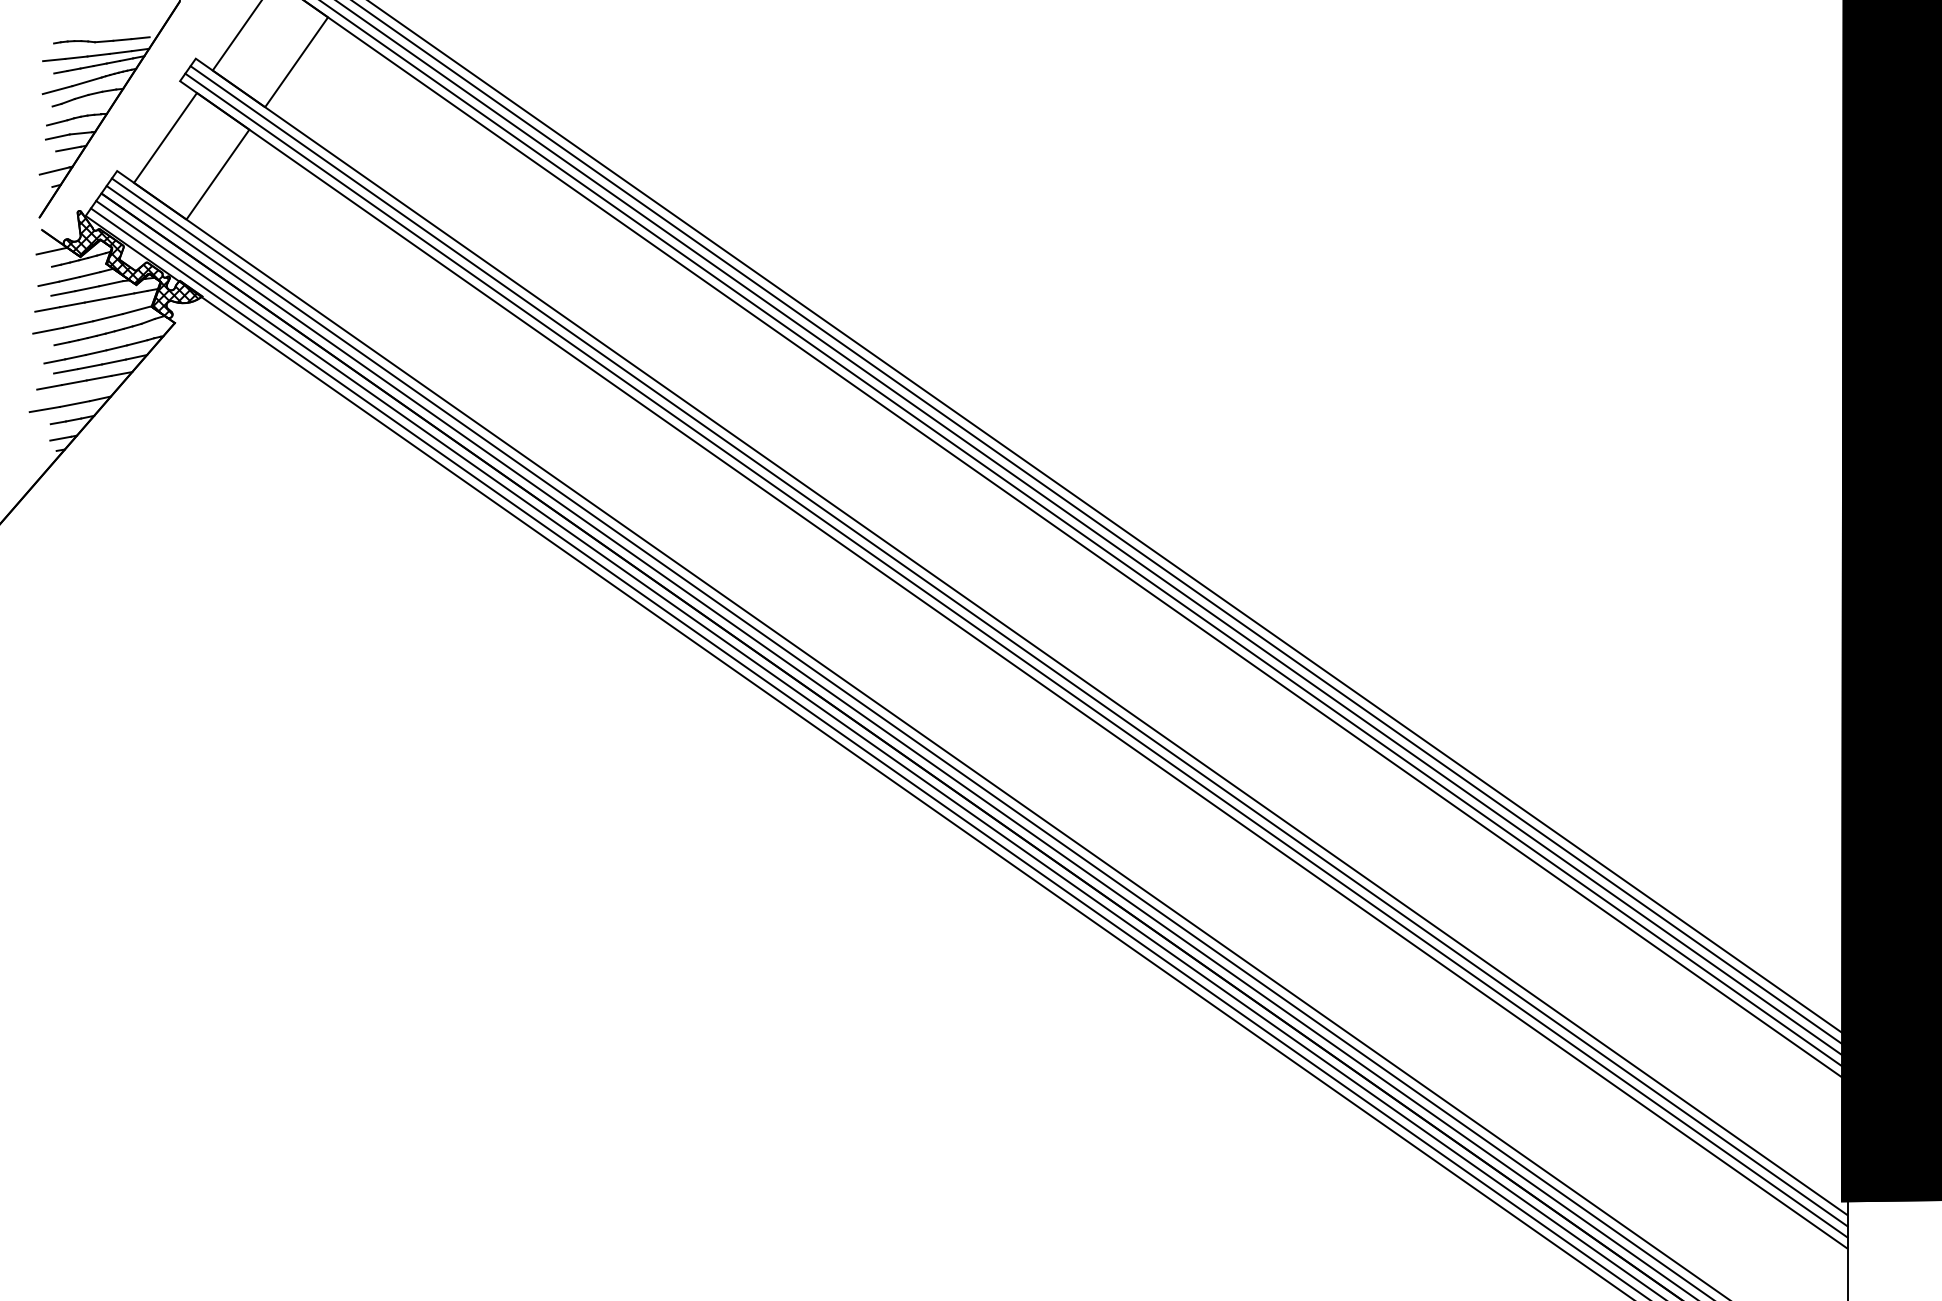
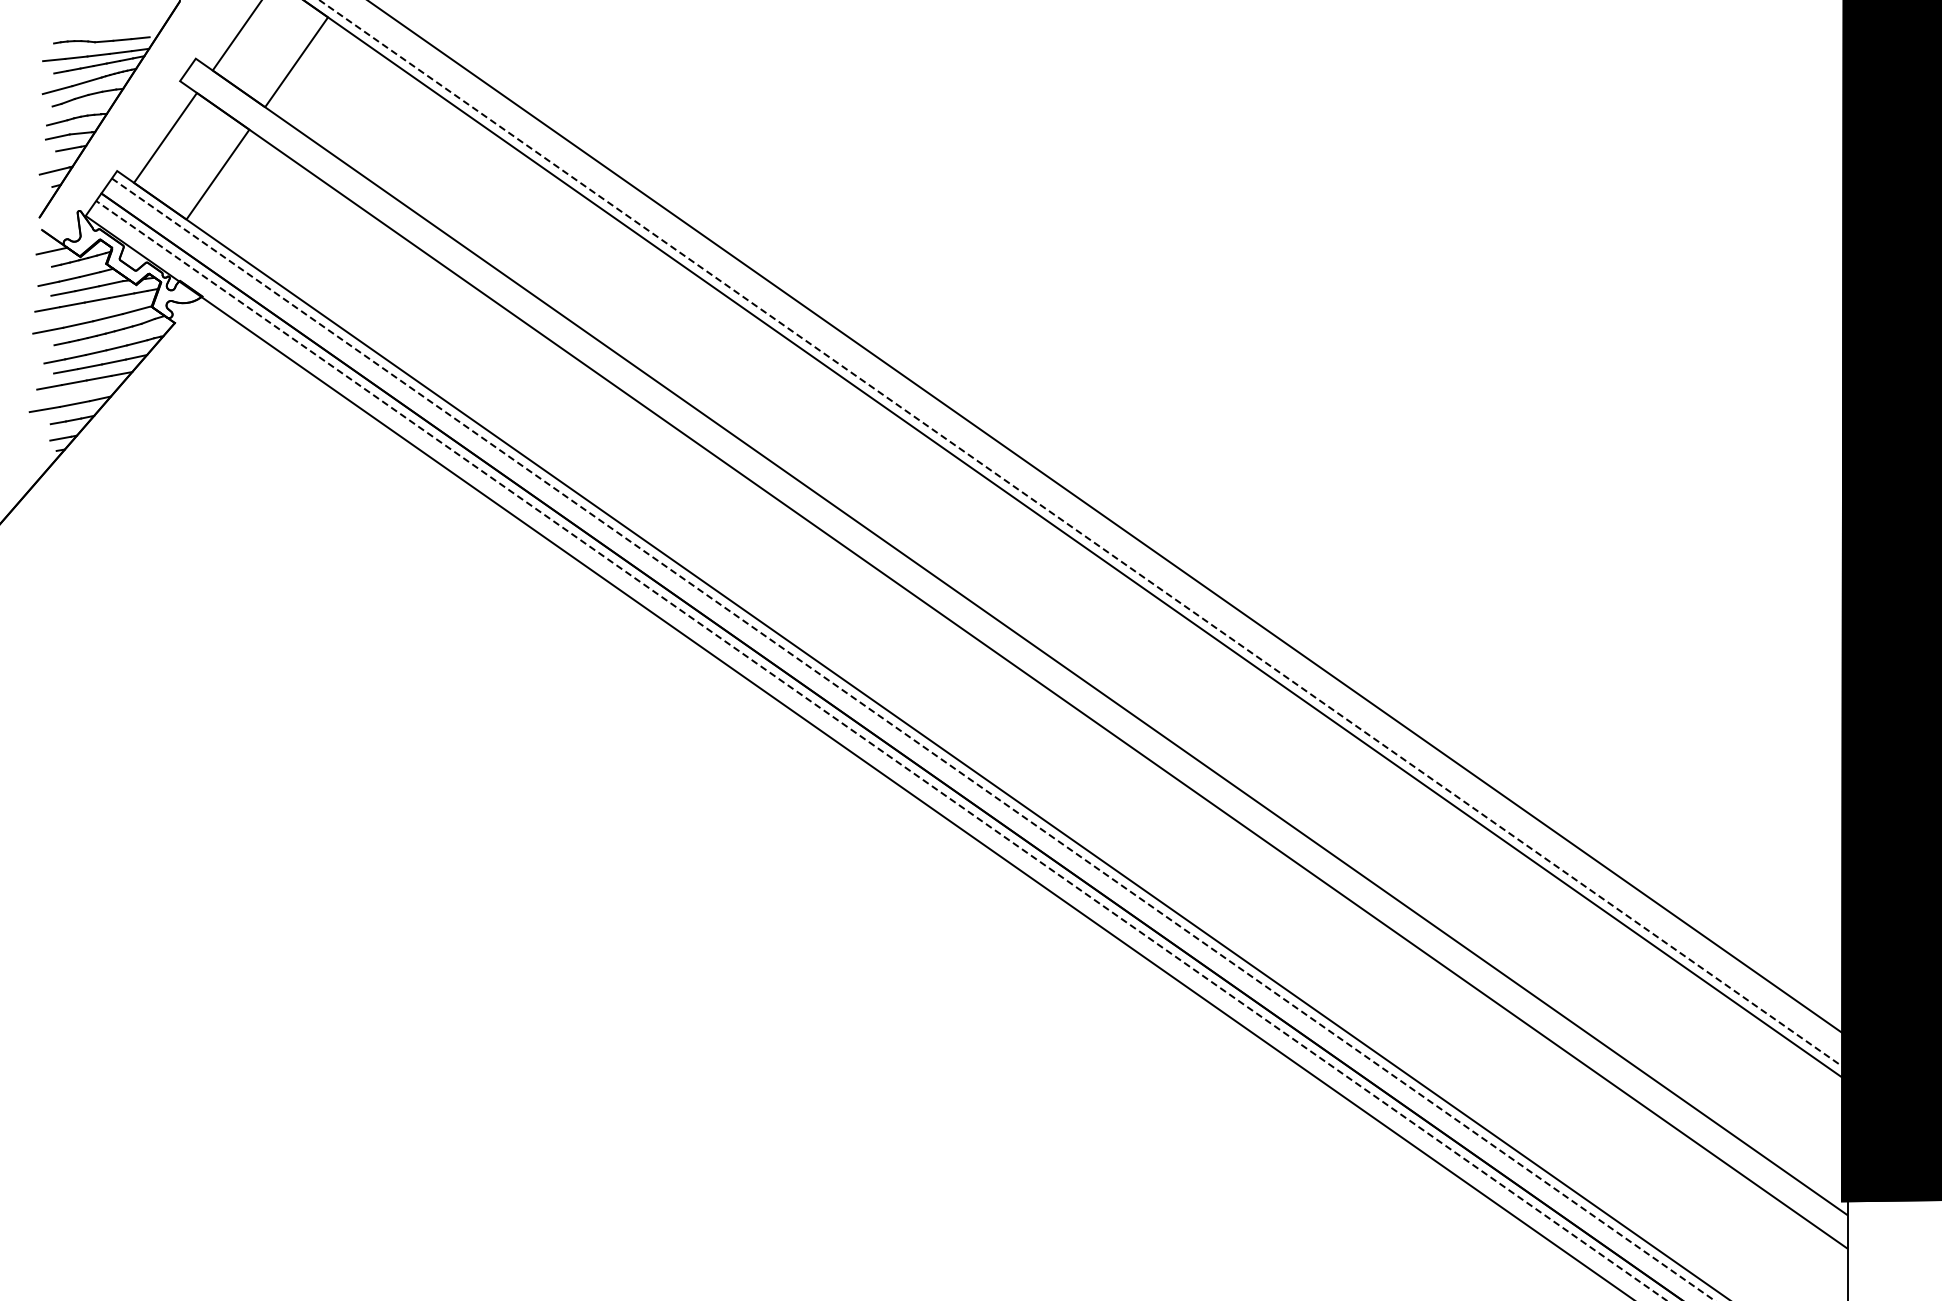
hatch: present -> none (132, 263)
line: present -> none (1100, 524)
line: present -> none (1092, 530)
line: solid -> dashed (1083, 535)
line: present -> none (1018, 646)
line: present -> none (1016, 655)
line: solid -> dashed (913, 739)
line: present -> none (900, 741)
line: solid -> dashed (881, 750)
line: present -> none (868, 752)
